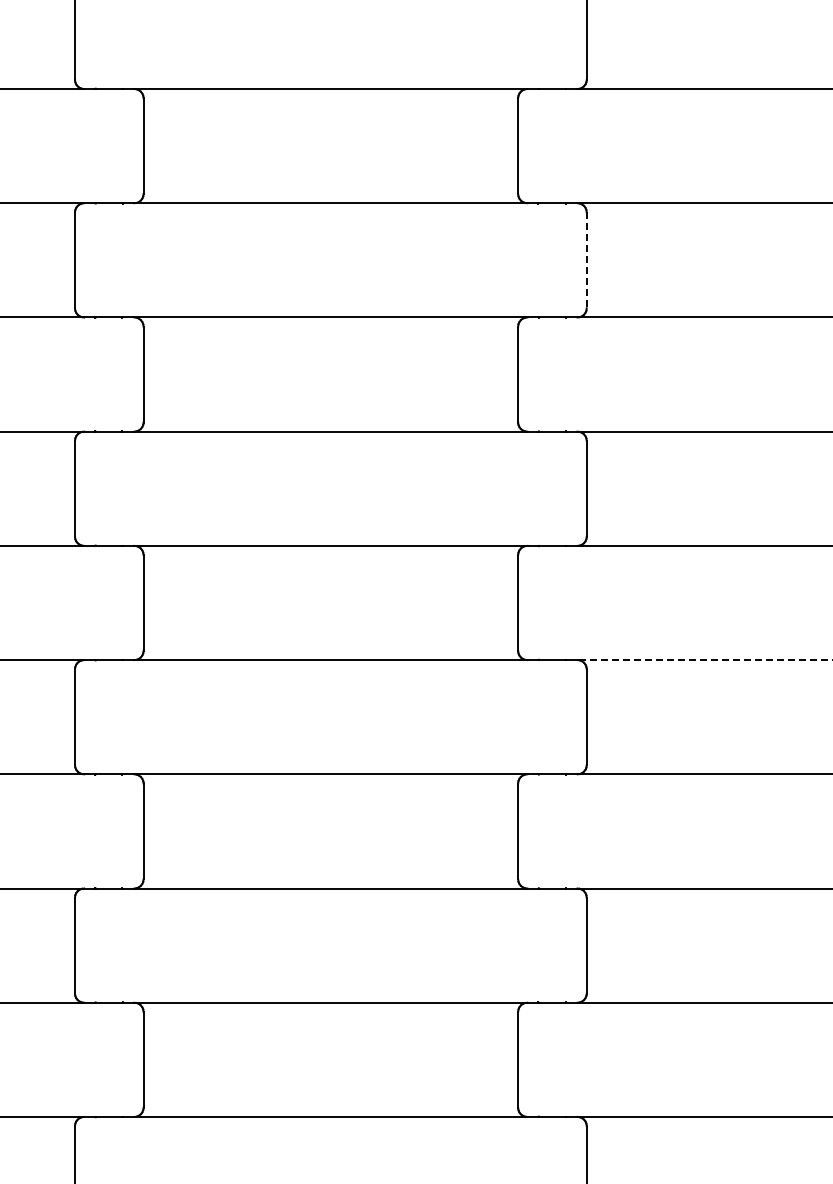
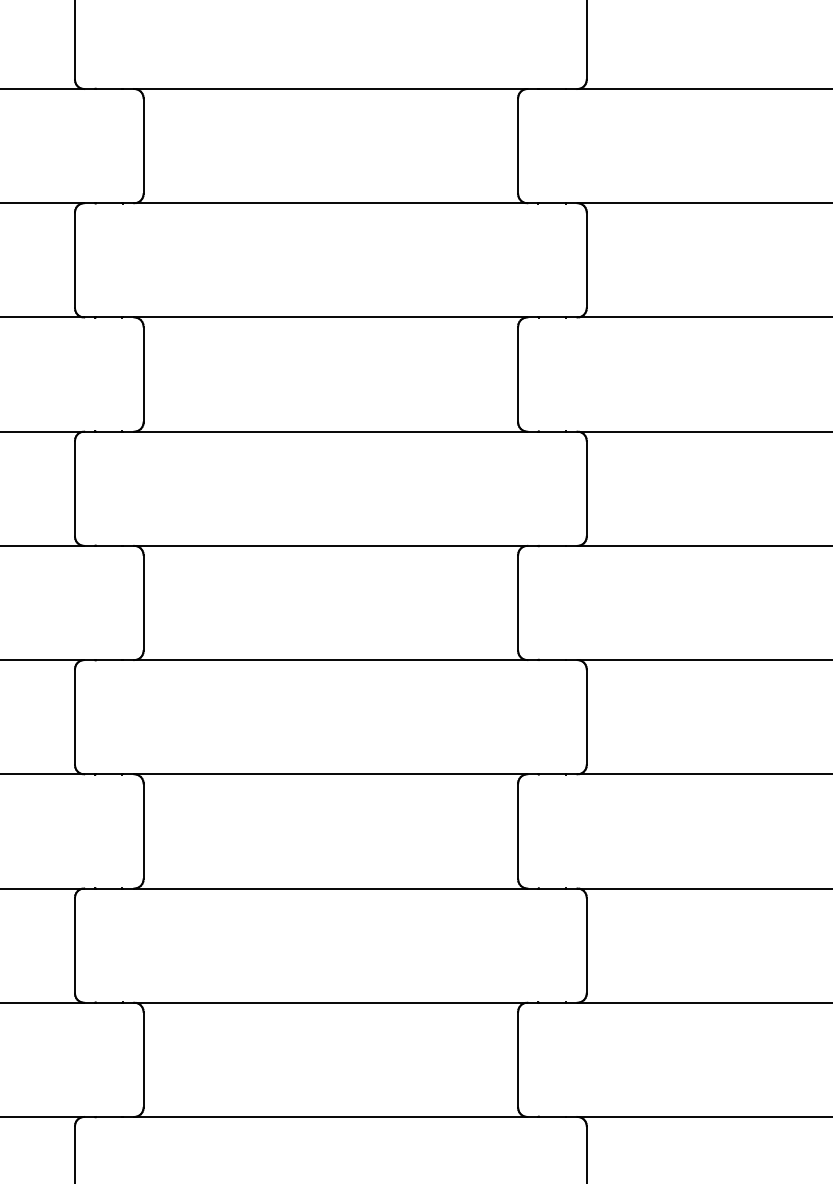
line: dashed -> solid (586, 260)
line: dashed -> solid (705, 660)
